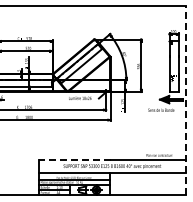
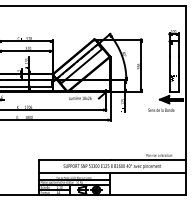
line: dashed -> solid (186, 100)
line: dashed -> solid (75, 159)
